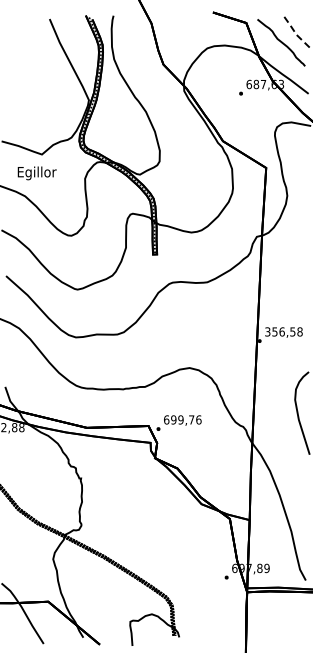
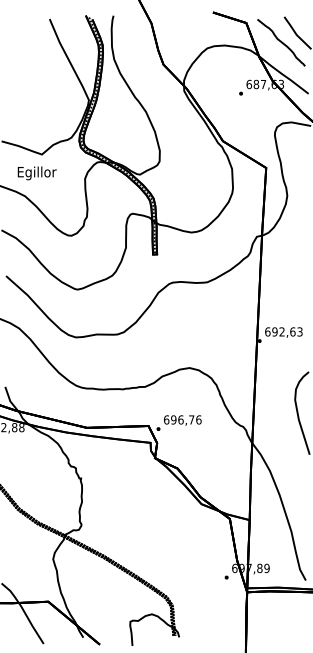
line: dashed -> solid (296, 34)
text: 356,58 -> 692,63 (283, 331)
text: 699,76 -> 696,76 (180, 419)
